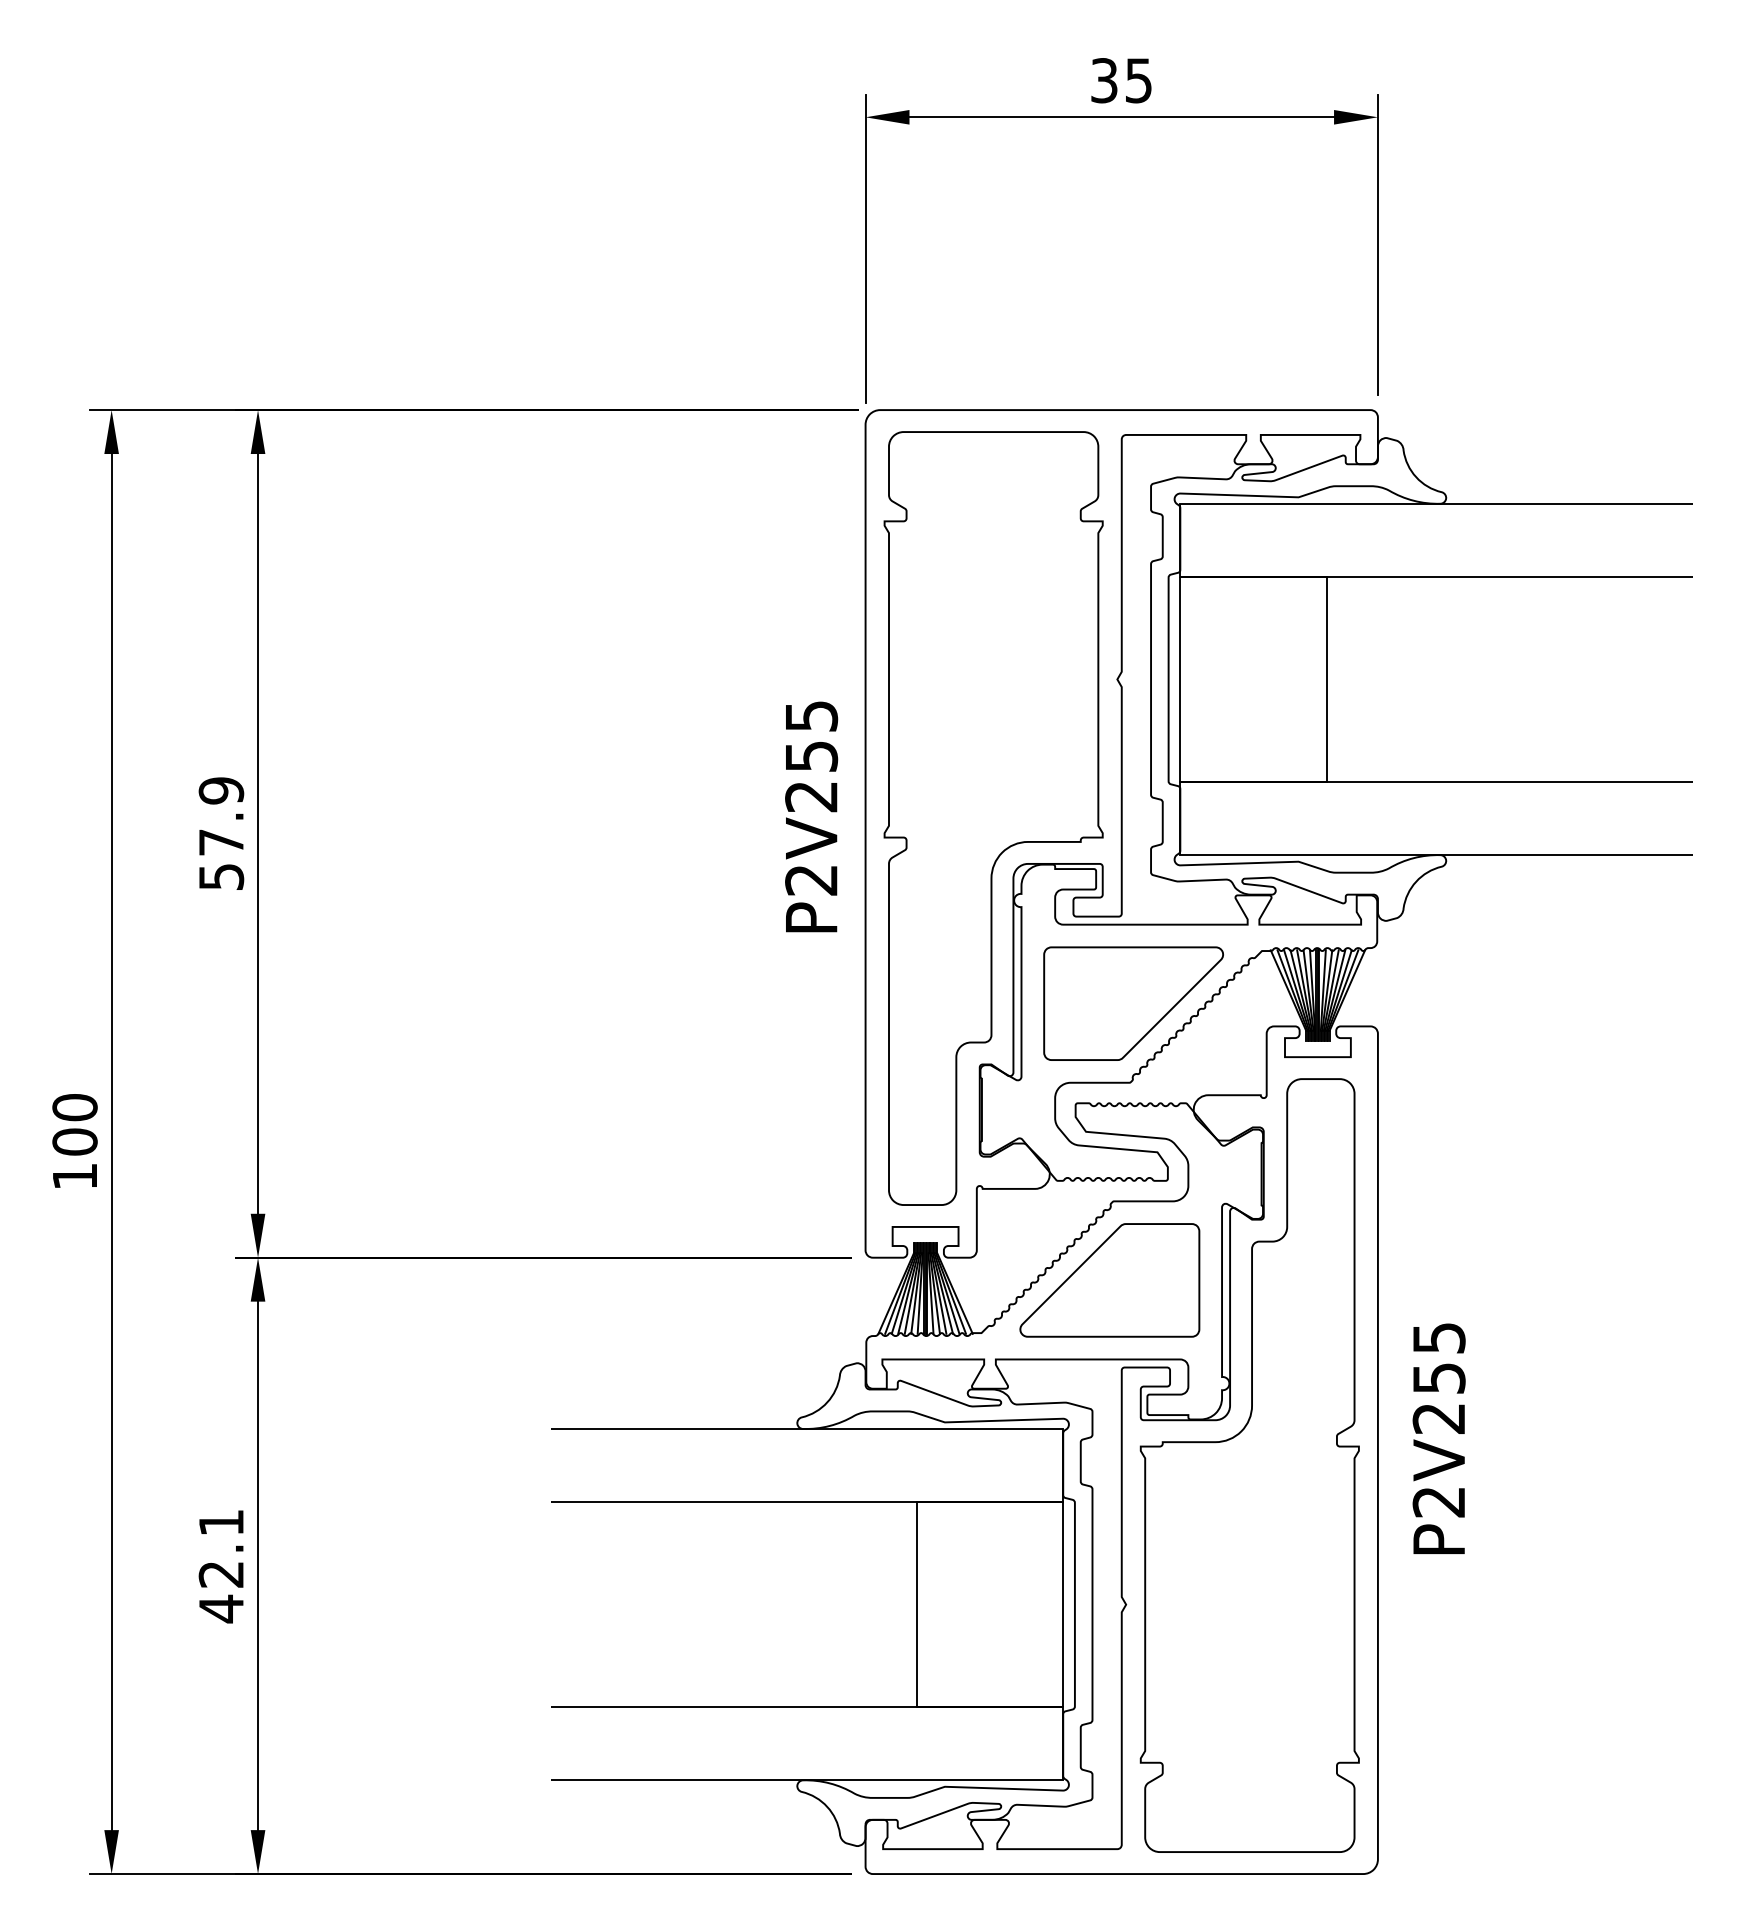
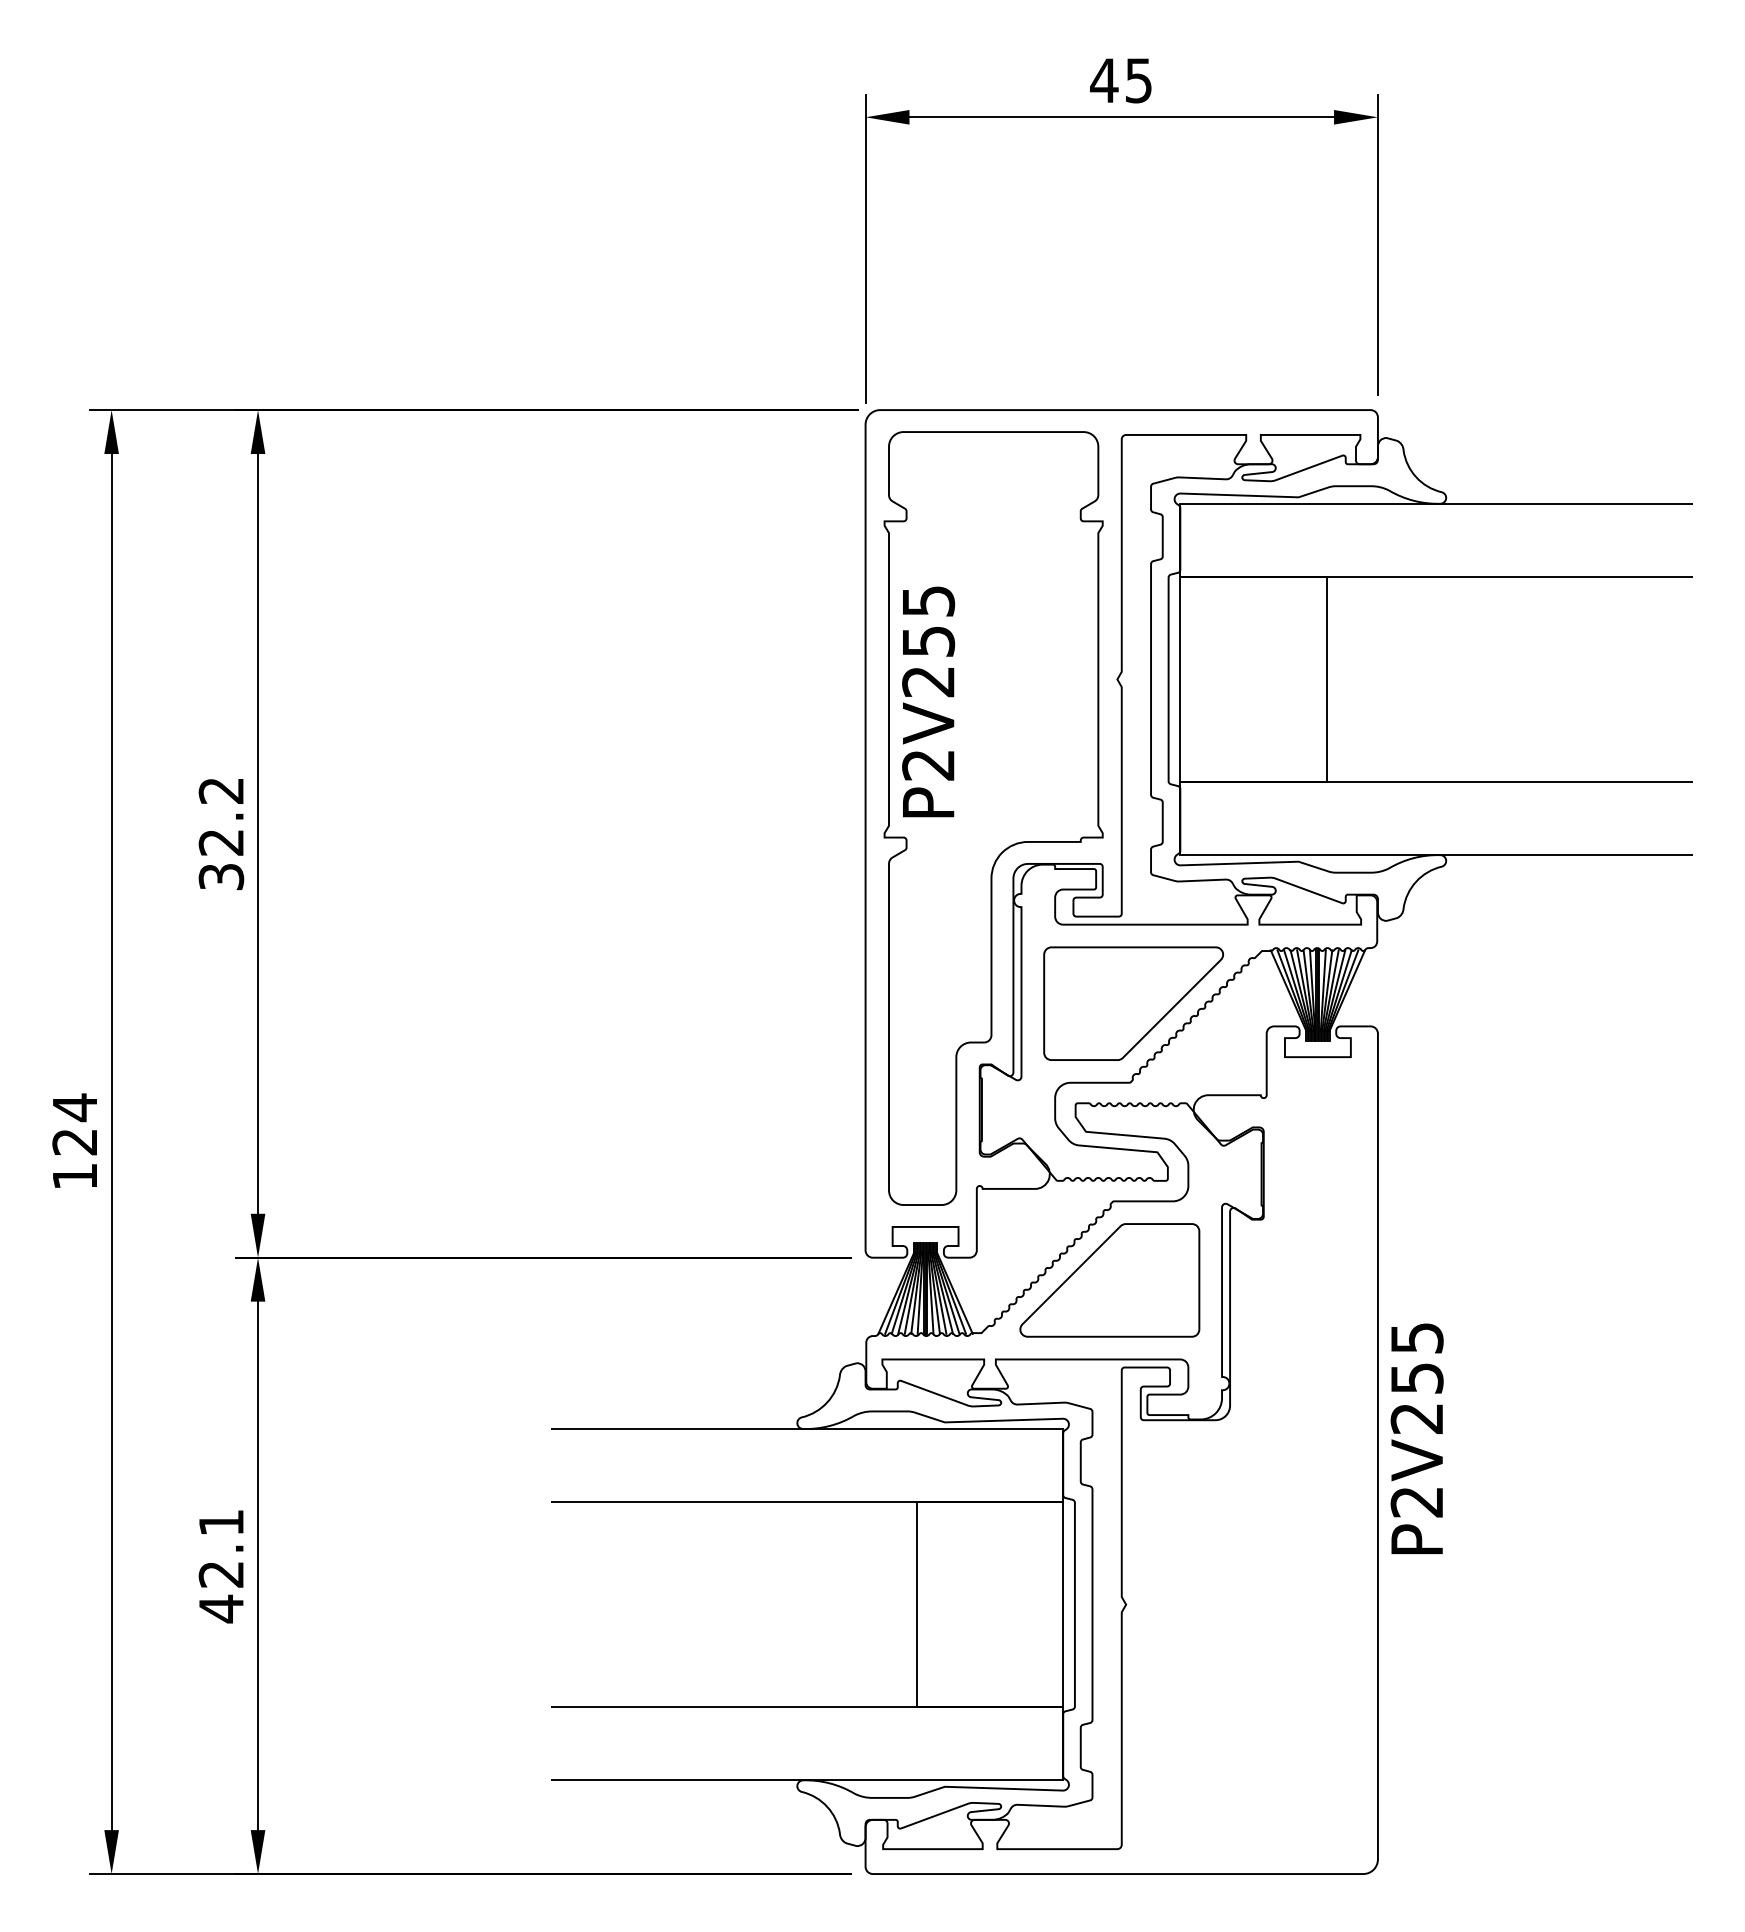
text: 35 -> 45 (1104, 80)
text position: (811, 816) -> (928, 701) (928, 701)
text: 57.9 -> 32.2 (221, 833)
text: 100 -> 124 (74, 1124)
text position: (1438, 1438) -> (1416, 1438) (1416, 1438)
part: present -> none (1249, 1465)
